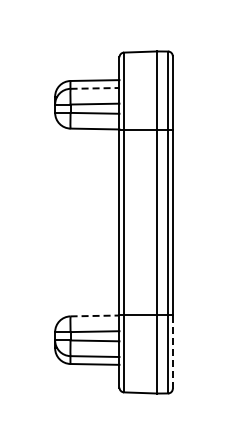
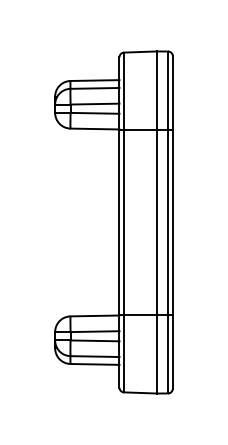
line: dashed -> solid (95, 88)
line: dashed -> solid (95, 315)
line: dashed -> solid (172, 351)
